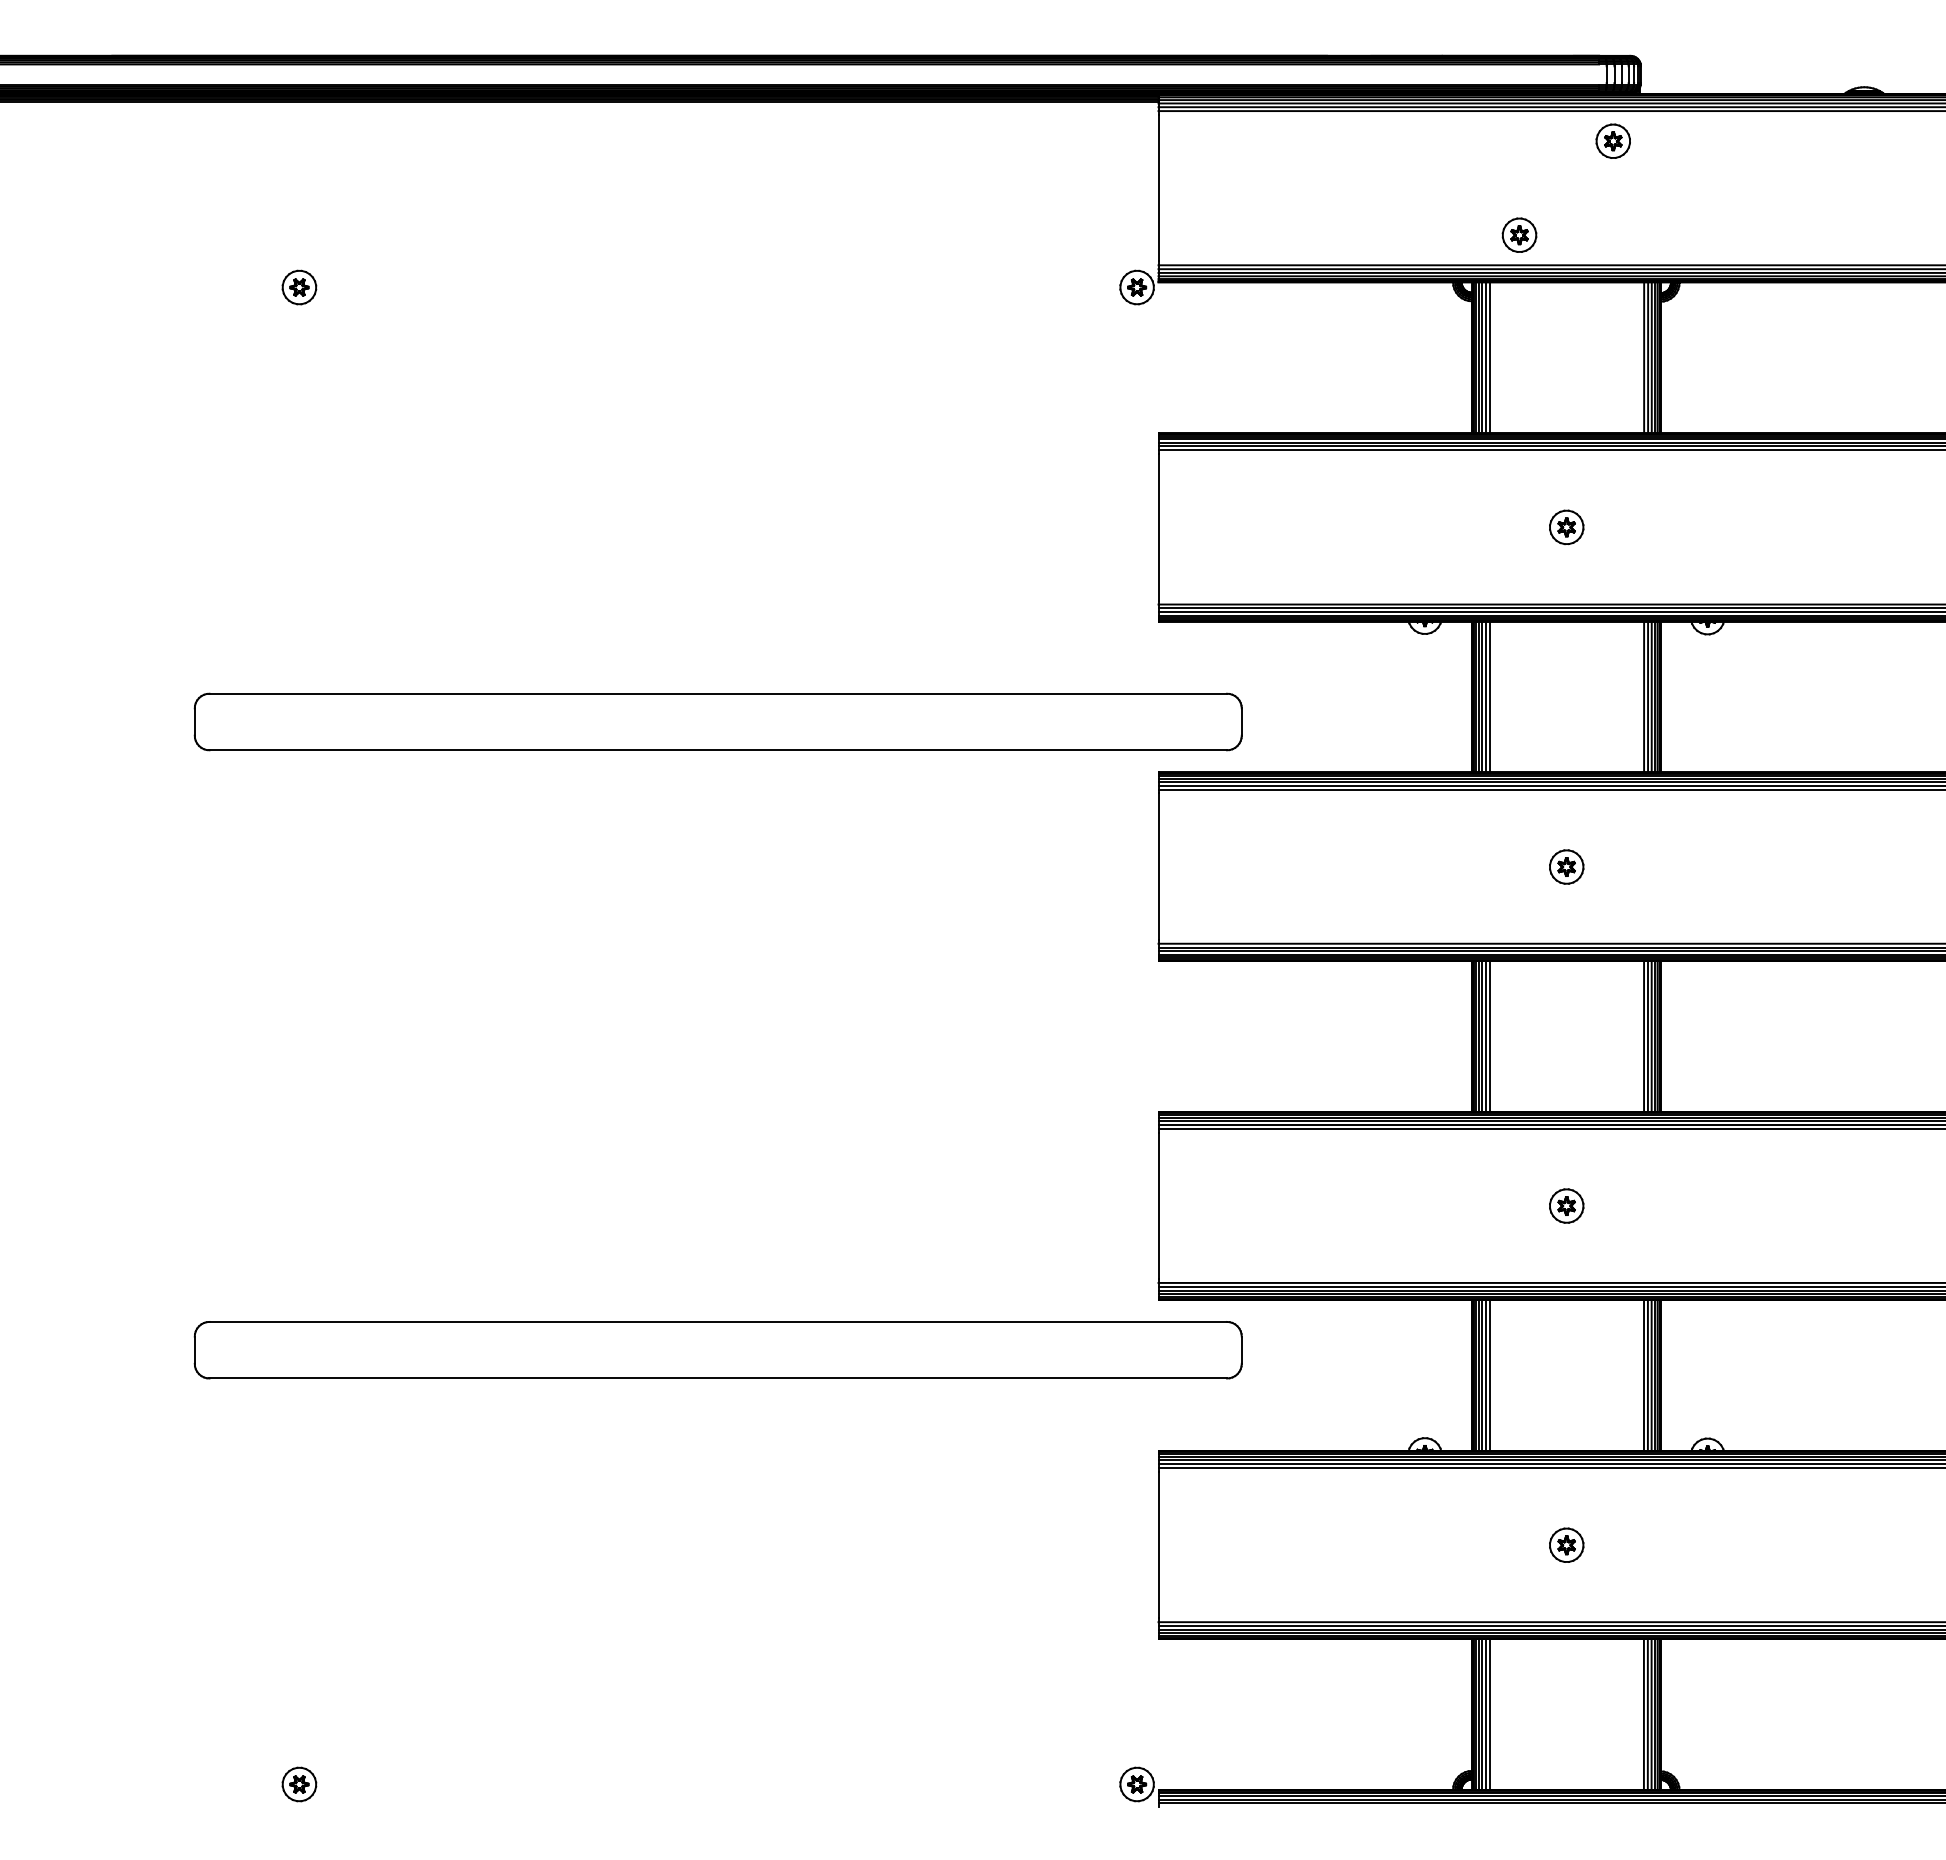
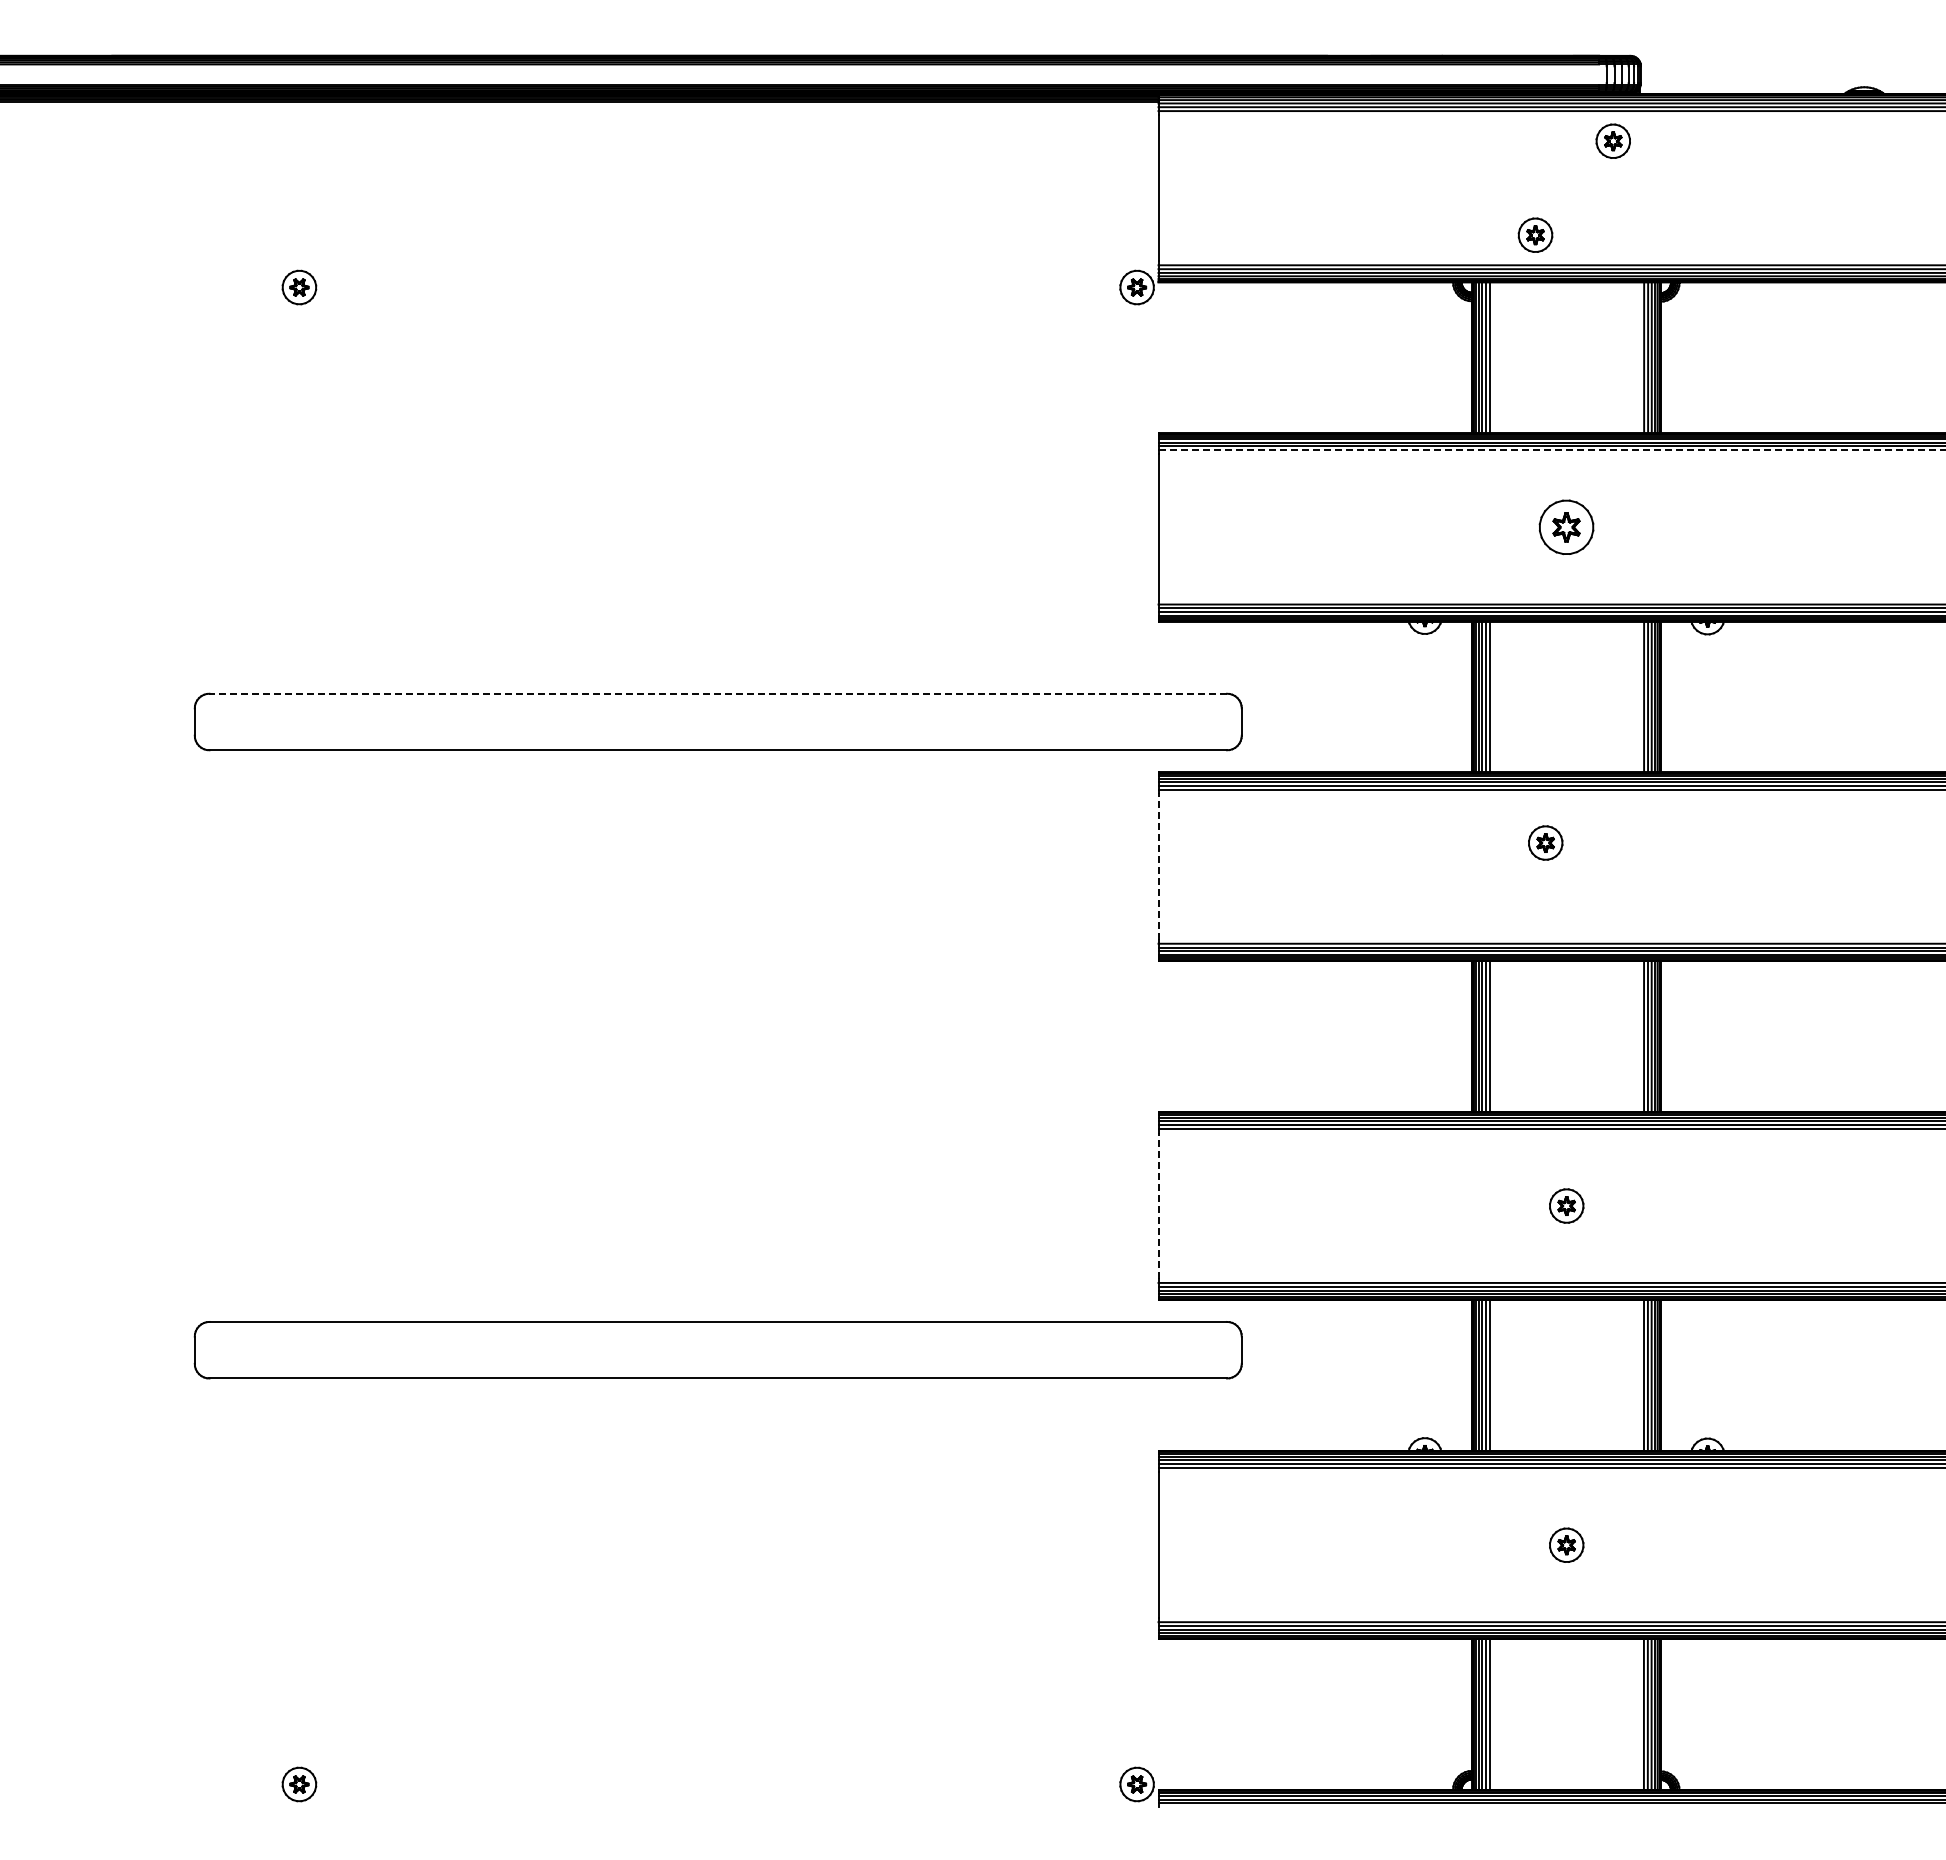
part position: (1519, 234) -> (1535, 234) (1535, 234)
line: solid -> dashed (1552, 450)
part size: 36x37 px -> 57x57 px (1566, 527)
line: solid -> dashed (718, 693)
line: solid -> dashed (1158, 866)
part position: (1566, 866) -> (1545, 842) (1545, 842)
line: solid -> dashed (1158, 1205)
